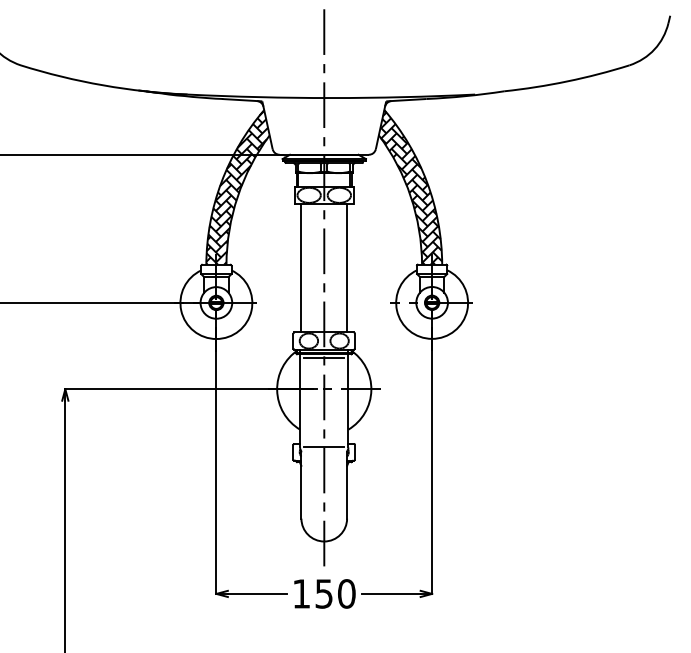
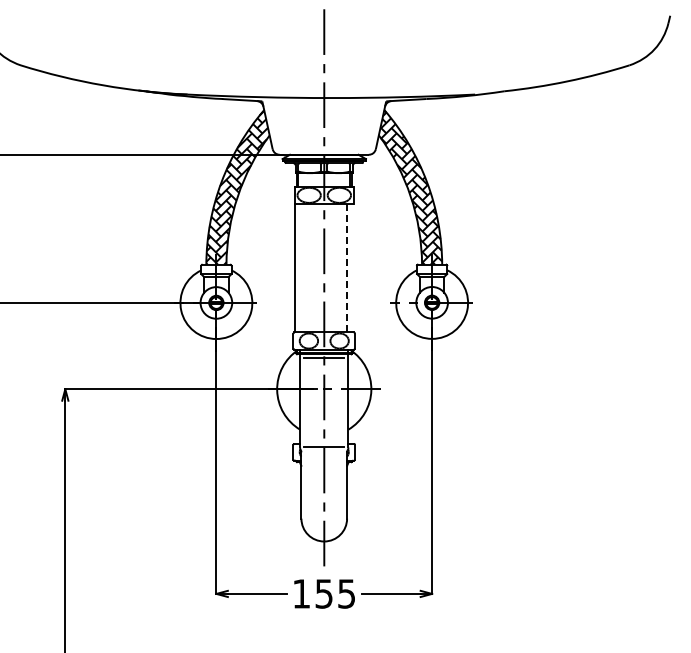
line position: (301, 267) -> (295, 267) (295, 267)
line: solid -> dashed (347, 268)
text: 150 -> 155 (346, 593)
